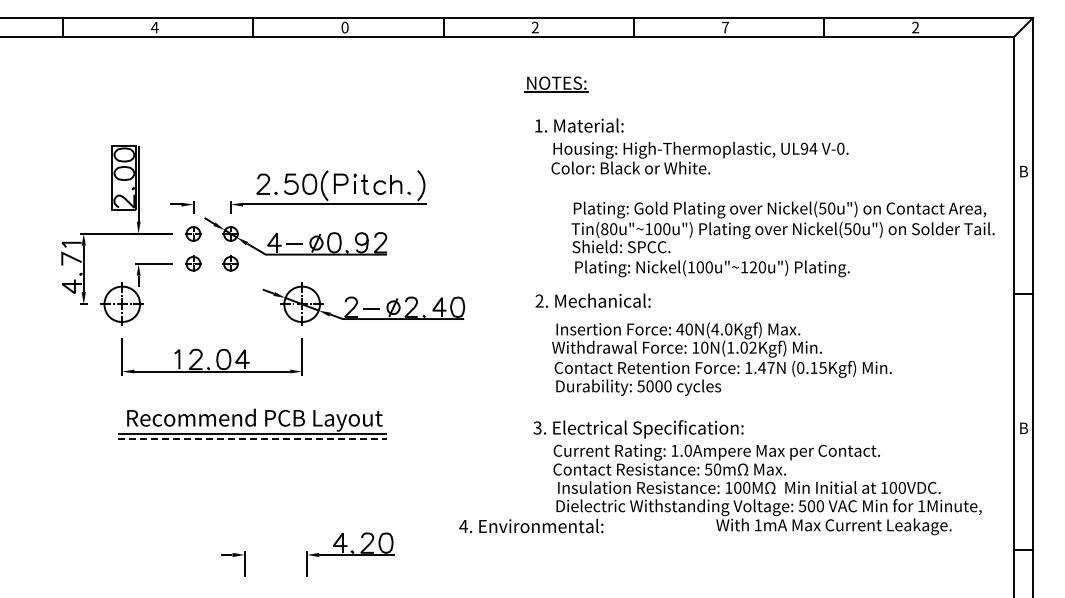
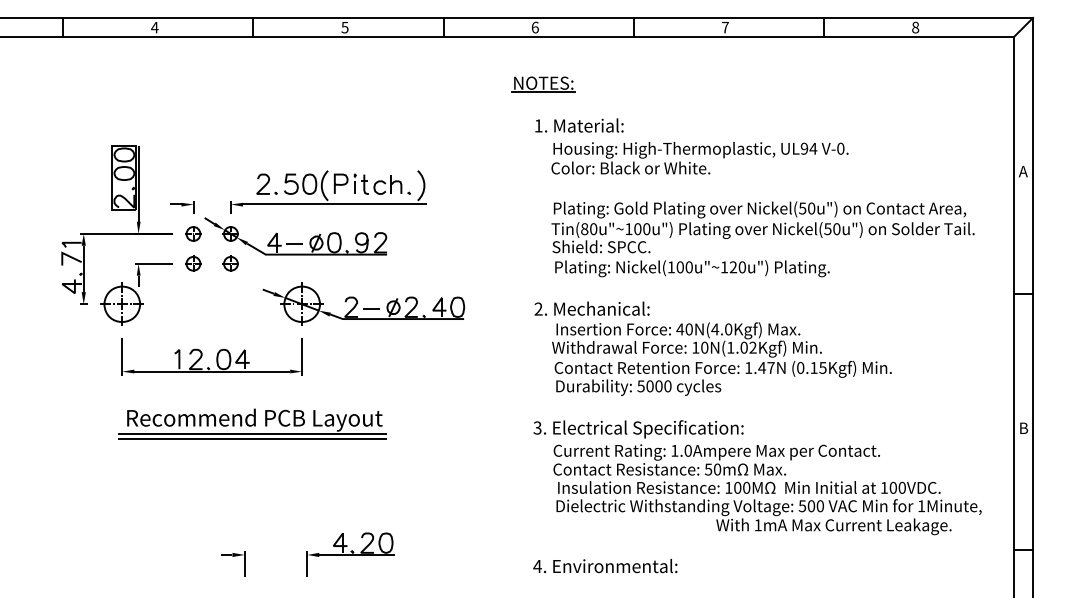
text: 0 -> 5 (344, 27)
text: 2 -> 6 (534, 27)
text: 2 -> 8 (915, 27)
part position: (556, 84) -> (543, 84) (543, 84)
text: B -> A (1023, 171)
text position: (782, 239) -> (762, 239) (762, 239)
text position: (592, 300) -> (591, 308) (591, 308)
line: dashed -> solid (252, 438)
text position: (531, 525) -> (605, 565) (605, 565)
